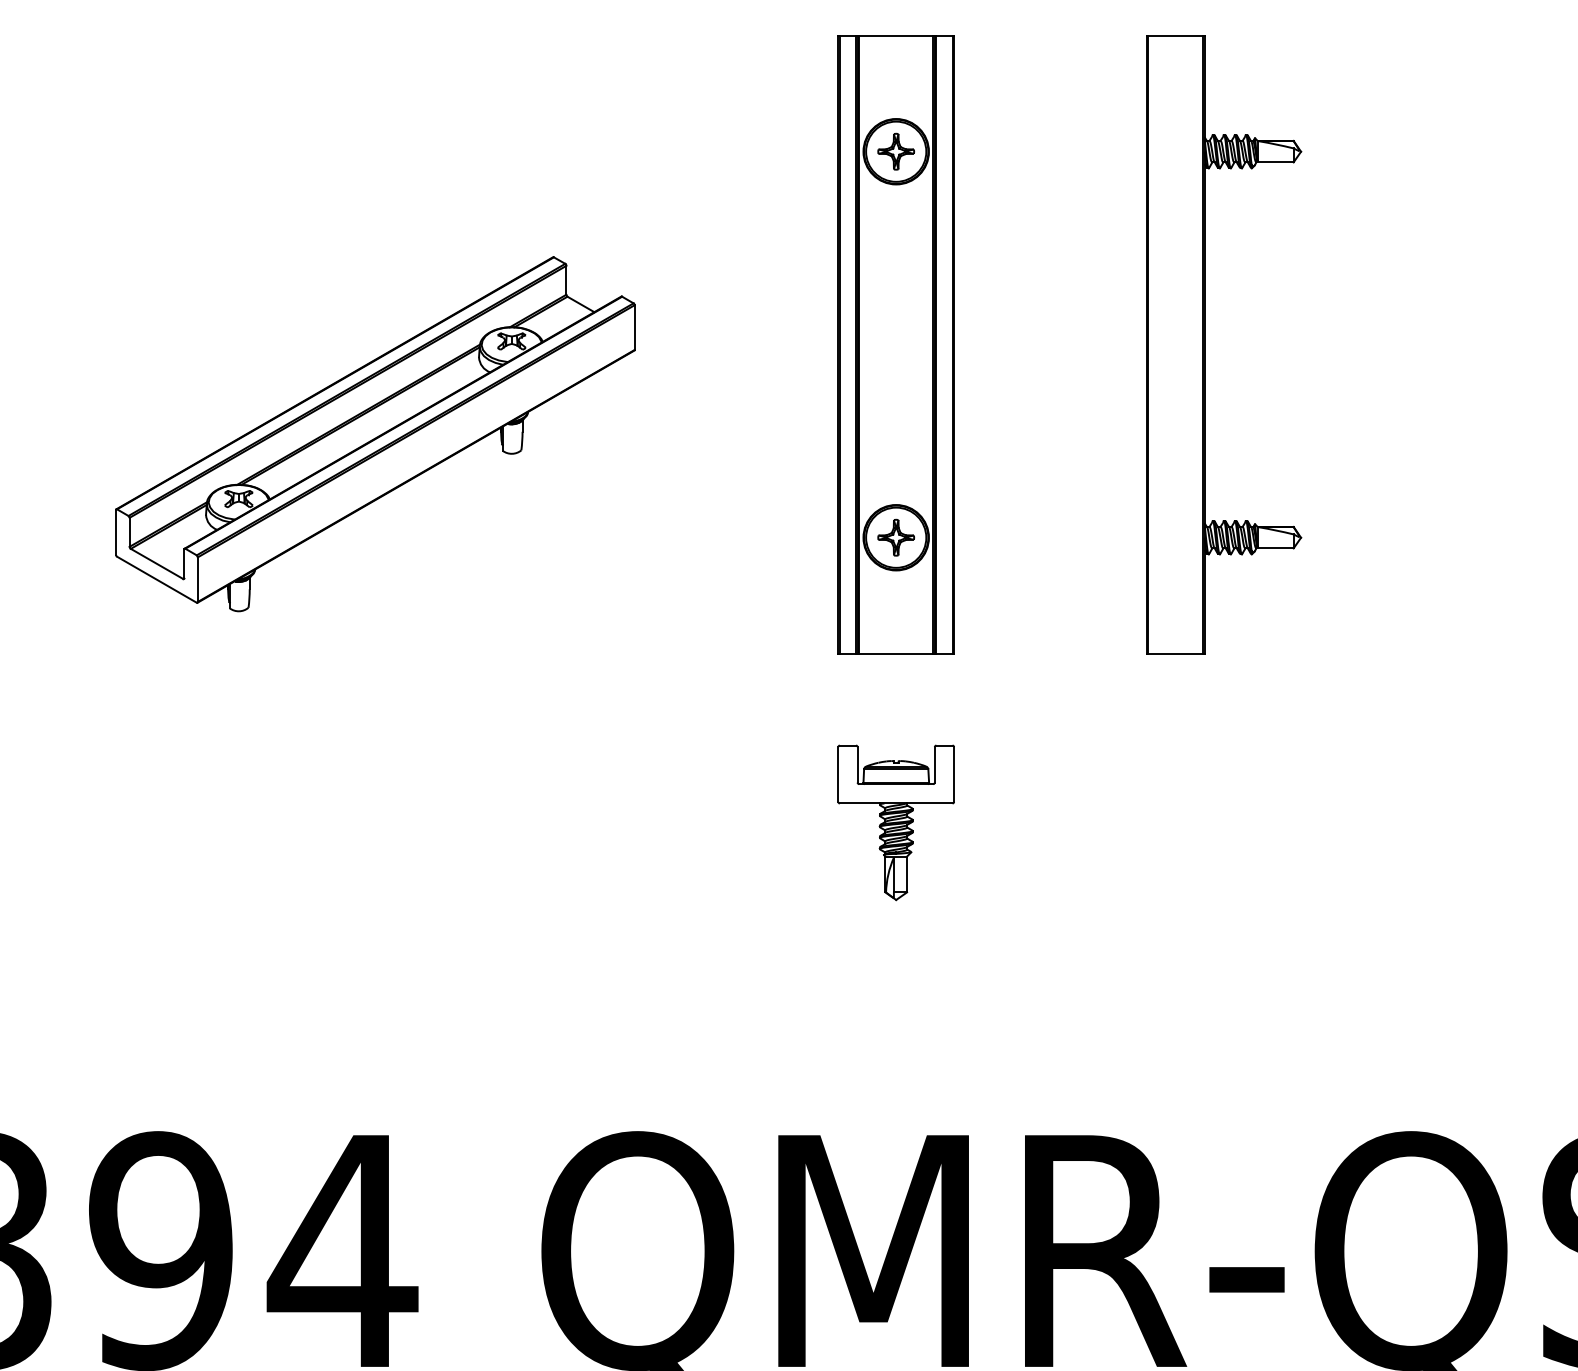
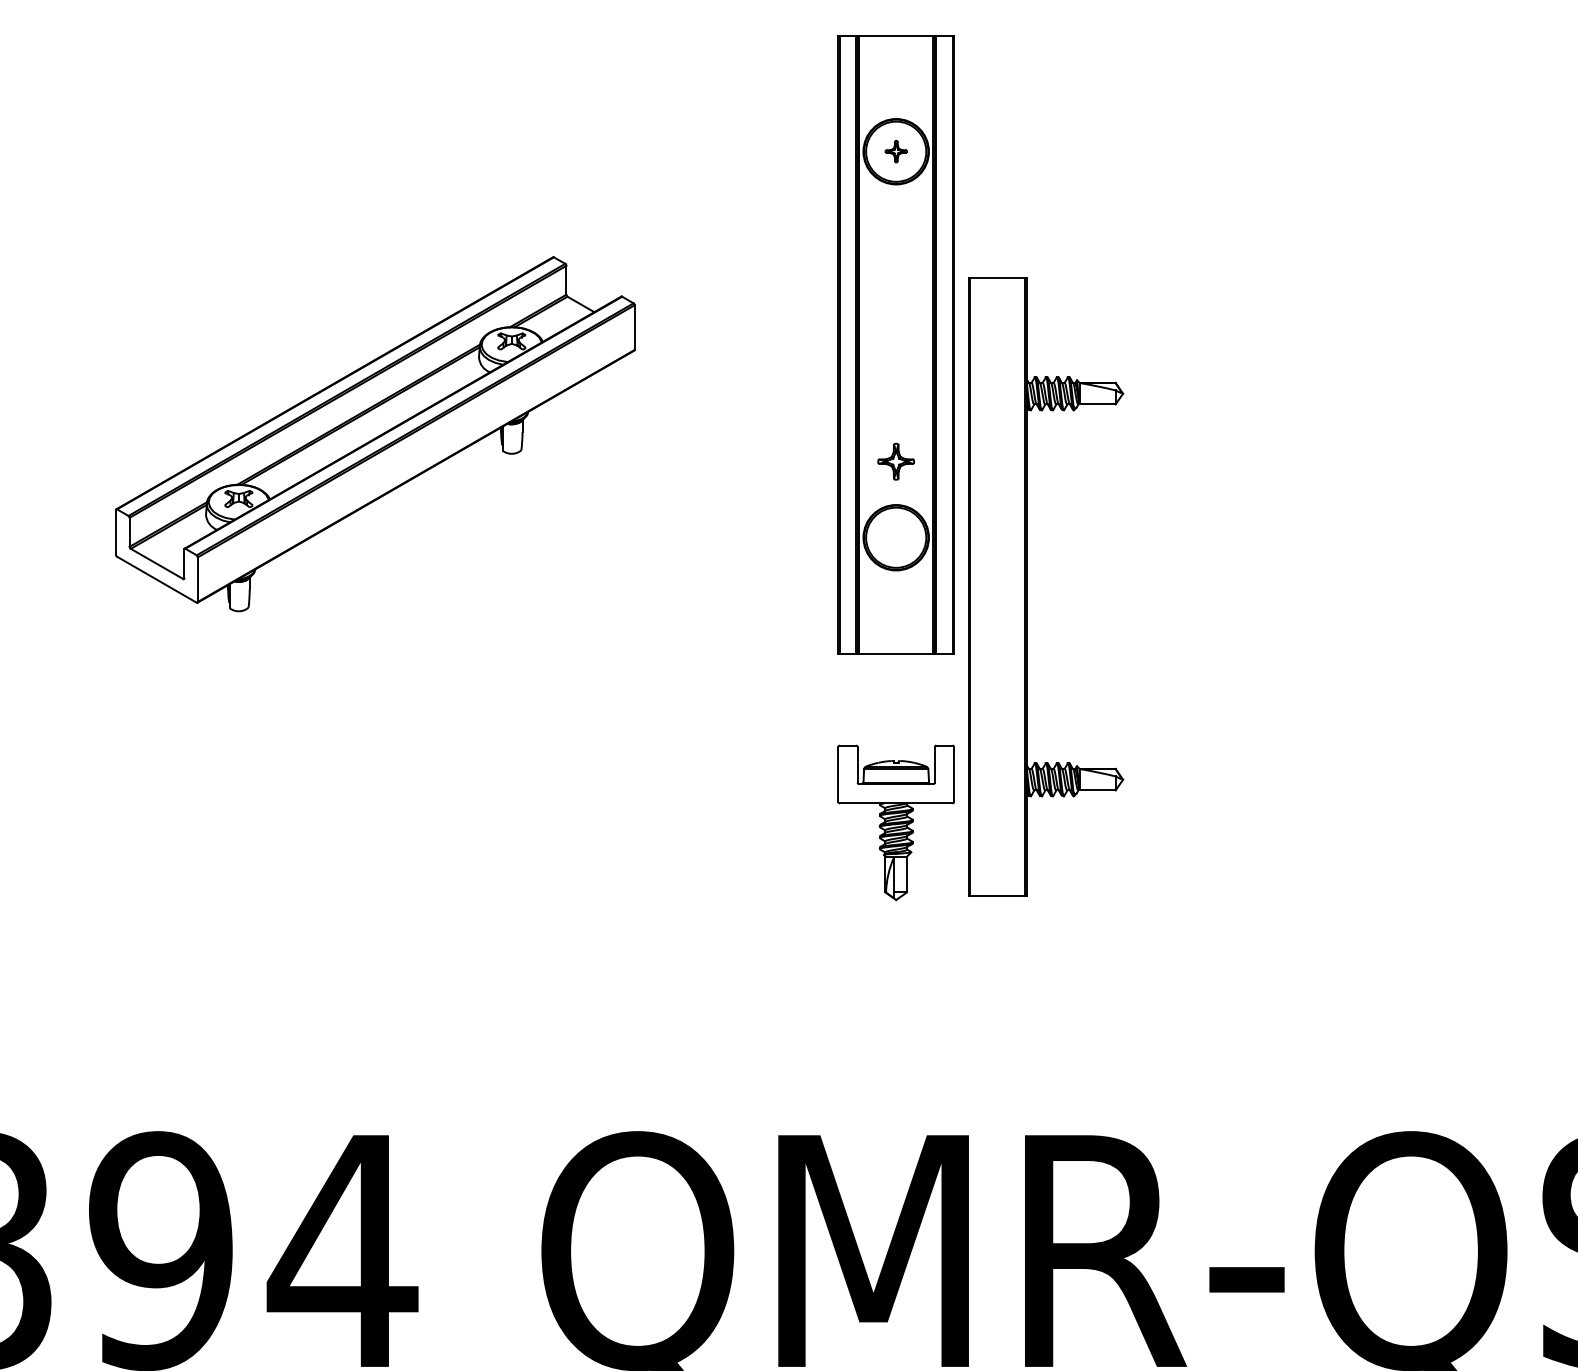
part size: 39x39 px -> 24x24 px (895, 151)
part position: (1205, 344) -> (1027, 586) (1027, 586)
part position: (896, 537) -> (896, 461) (896, 461)
